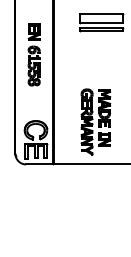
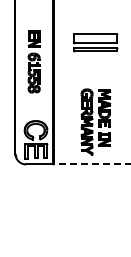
part position: (101, 22) -> (95, 42) (95, 42)
part position: (33, 54) -> (33, 61) (33, 61)
line: solid -> dashed (92, 164)
